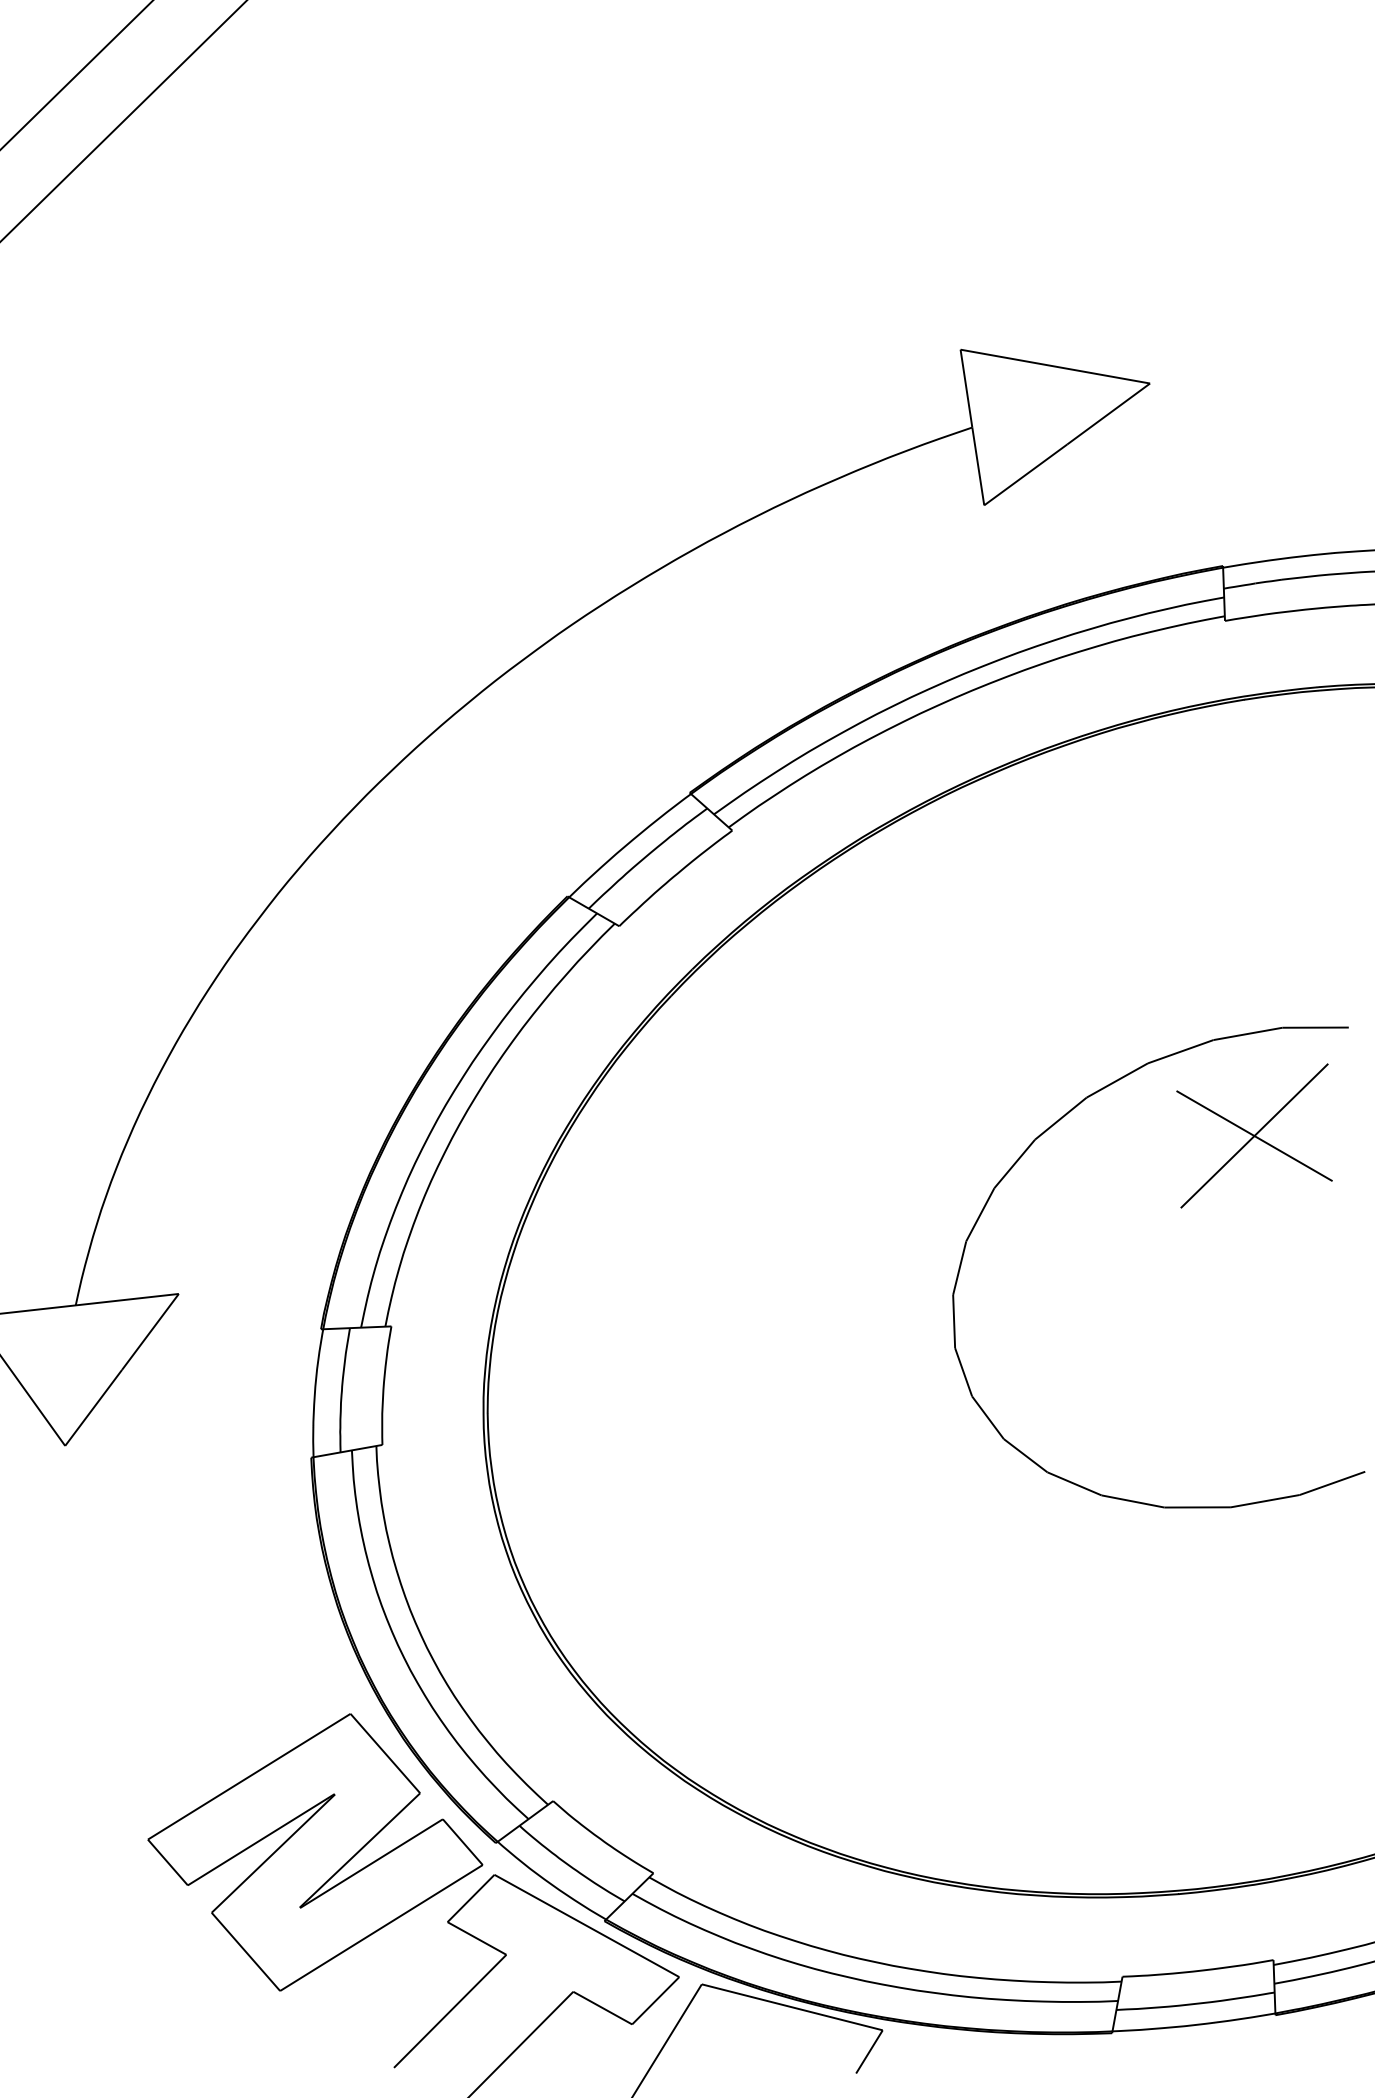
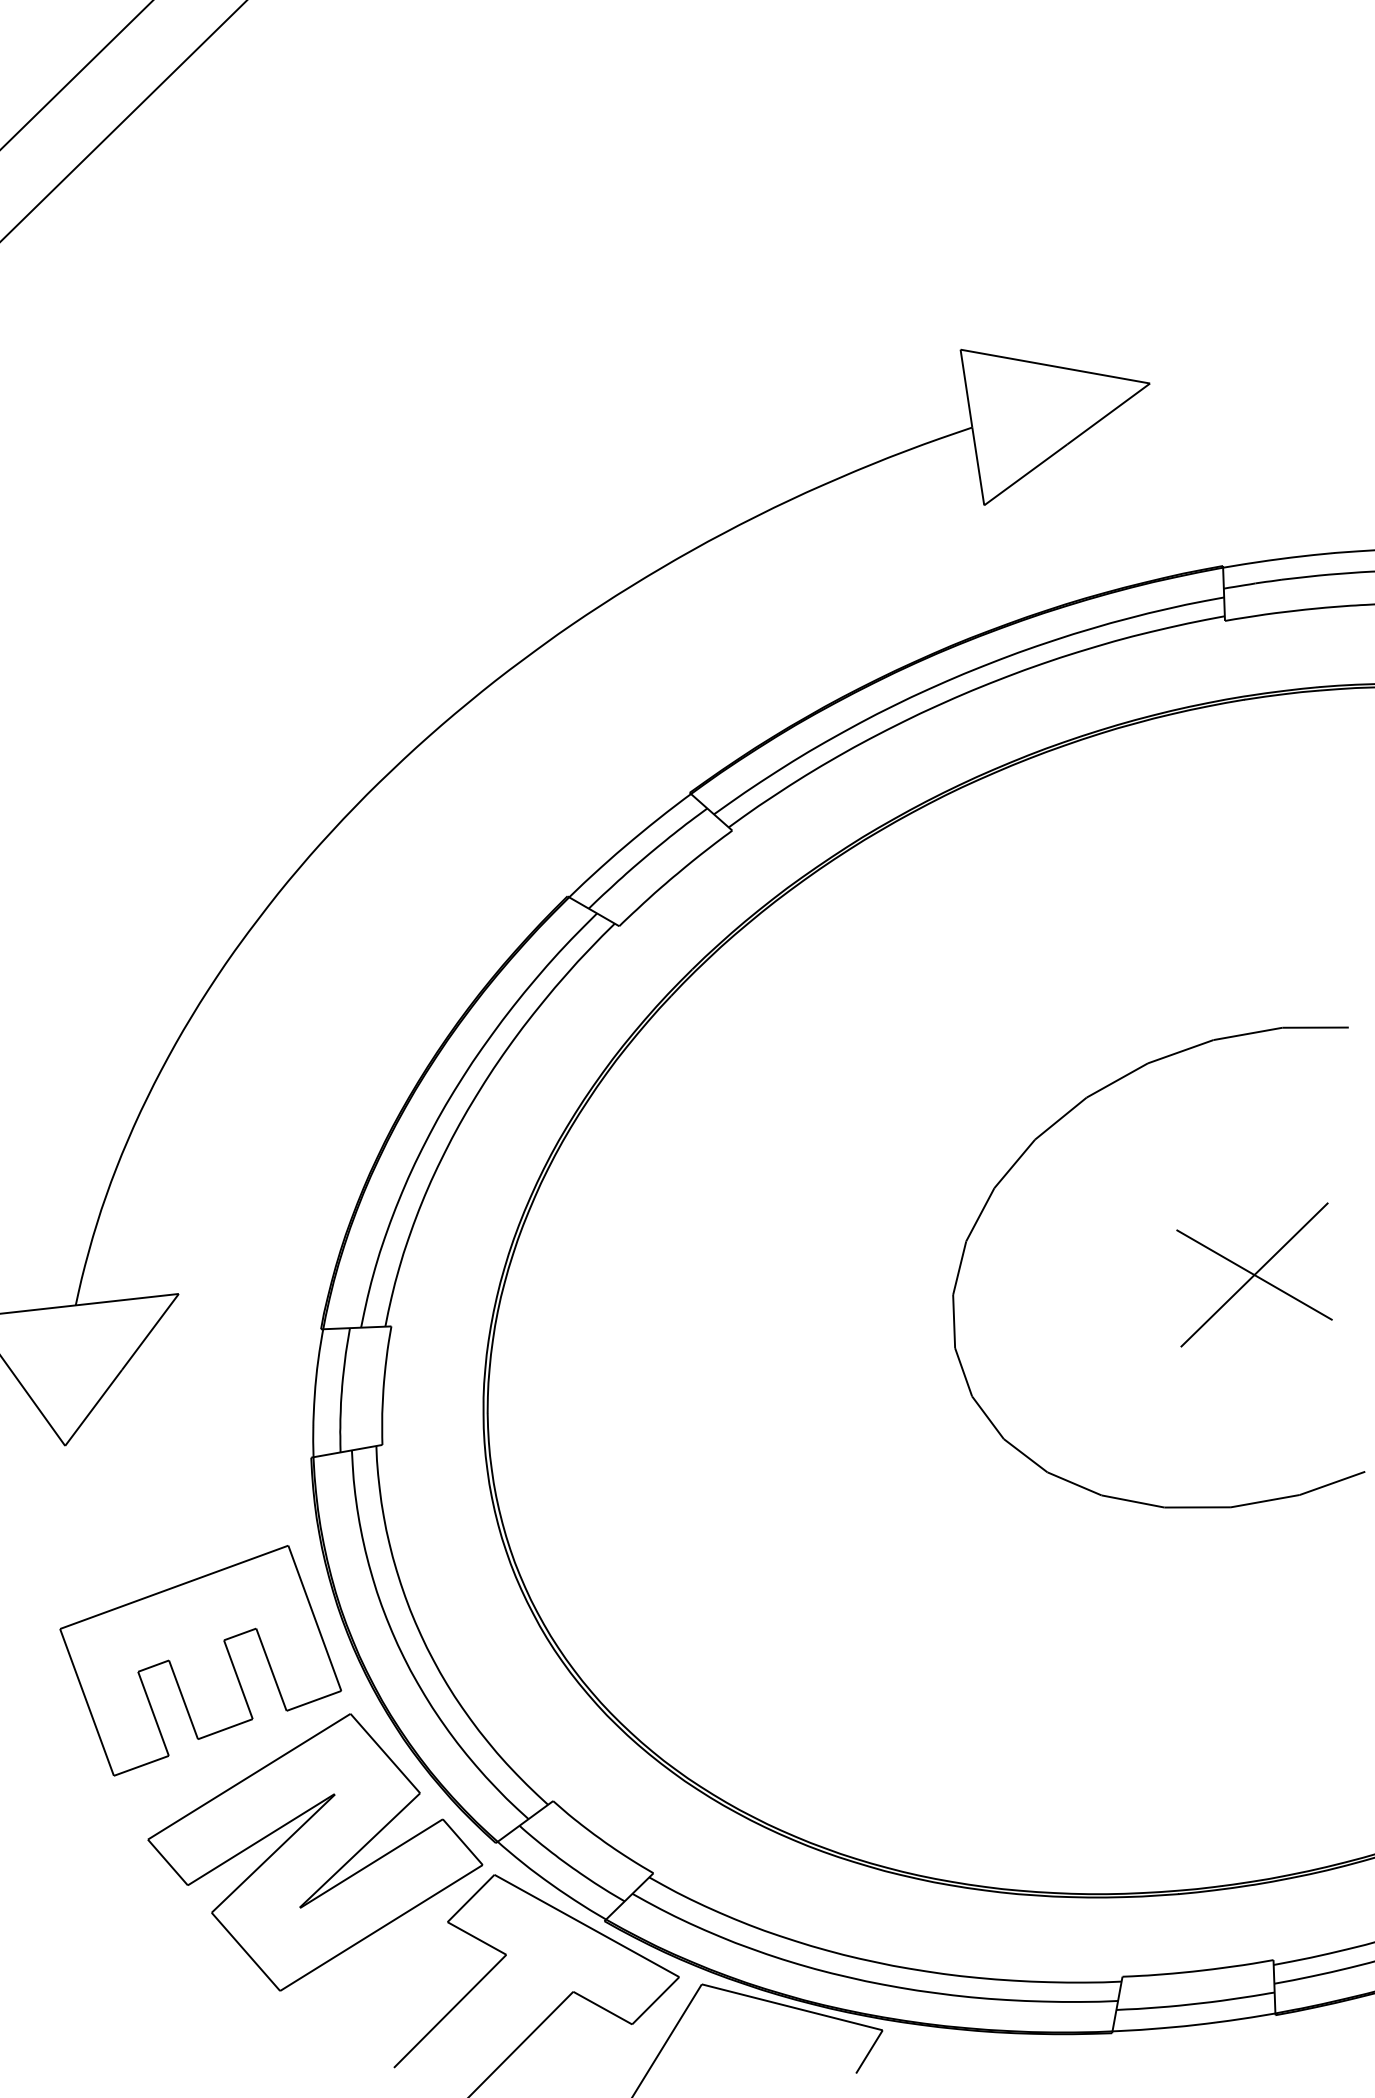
part position: (1254, 1135) -> (1254, 1274) (1254, 1274)
part: none -> present (200, 1660)
